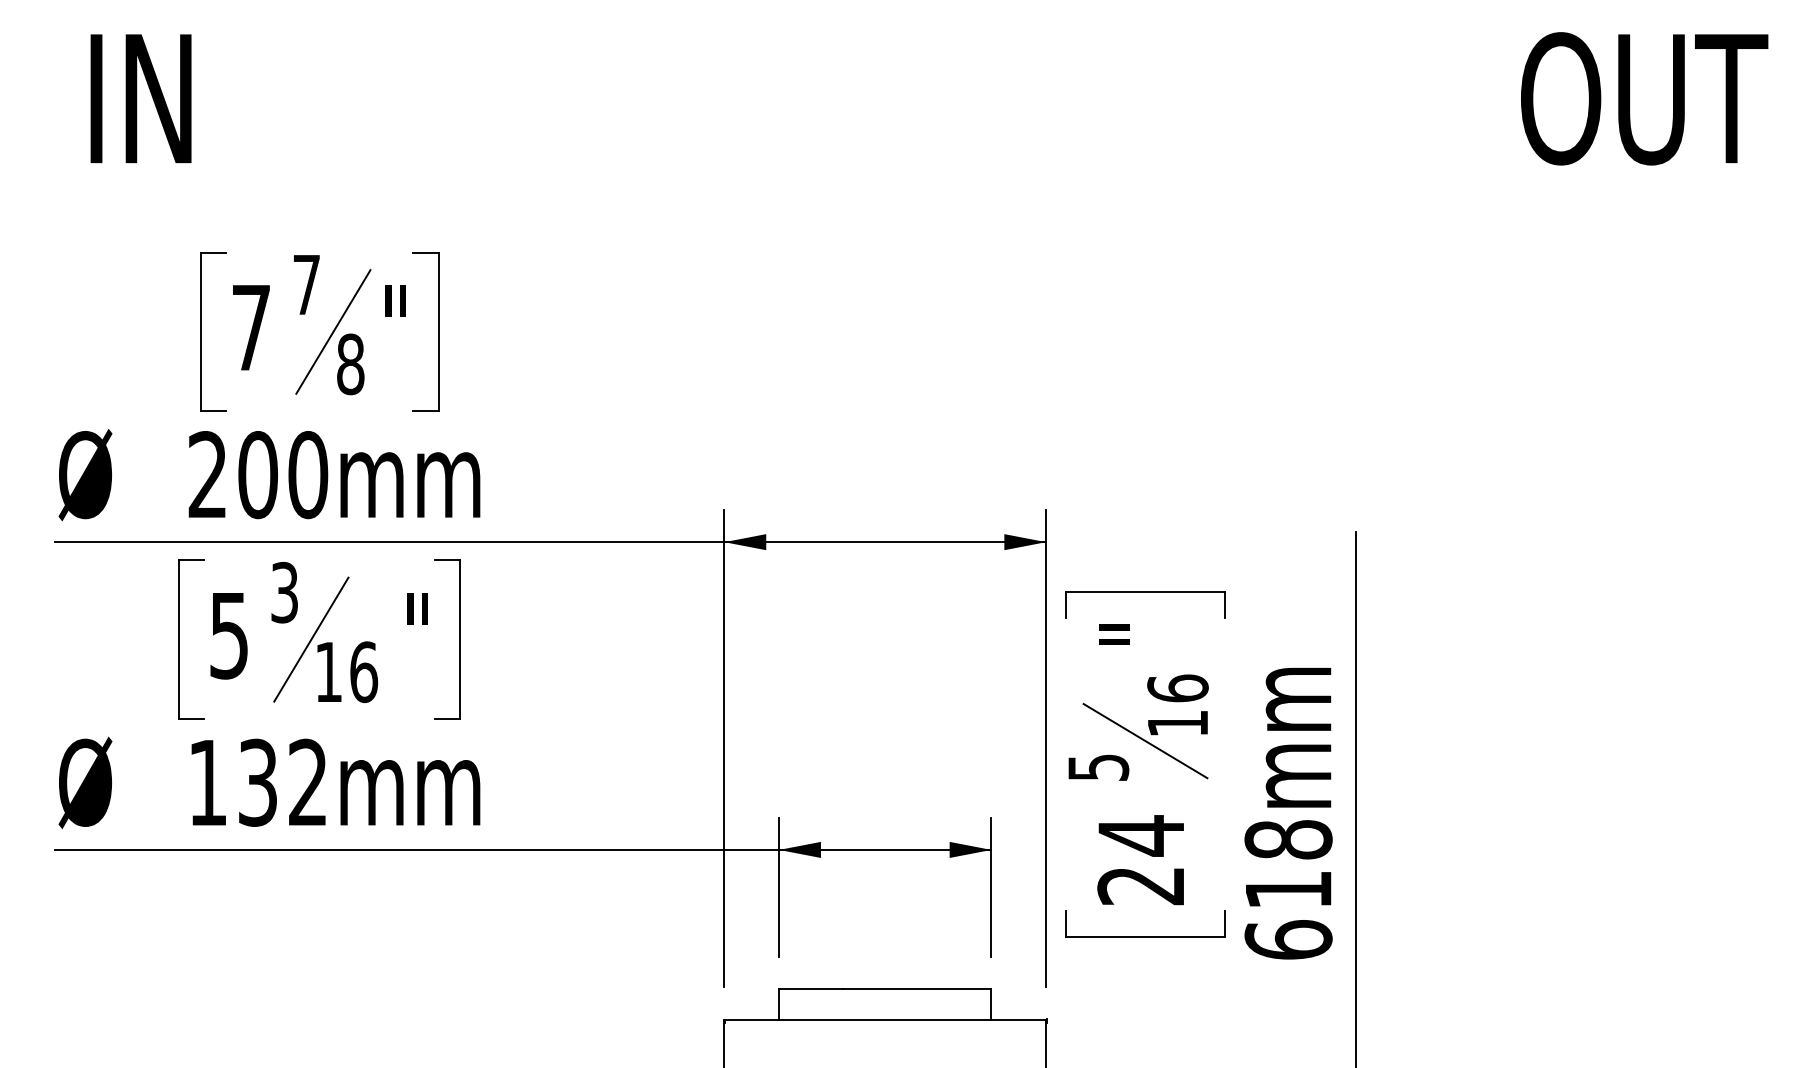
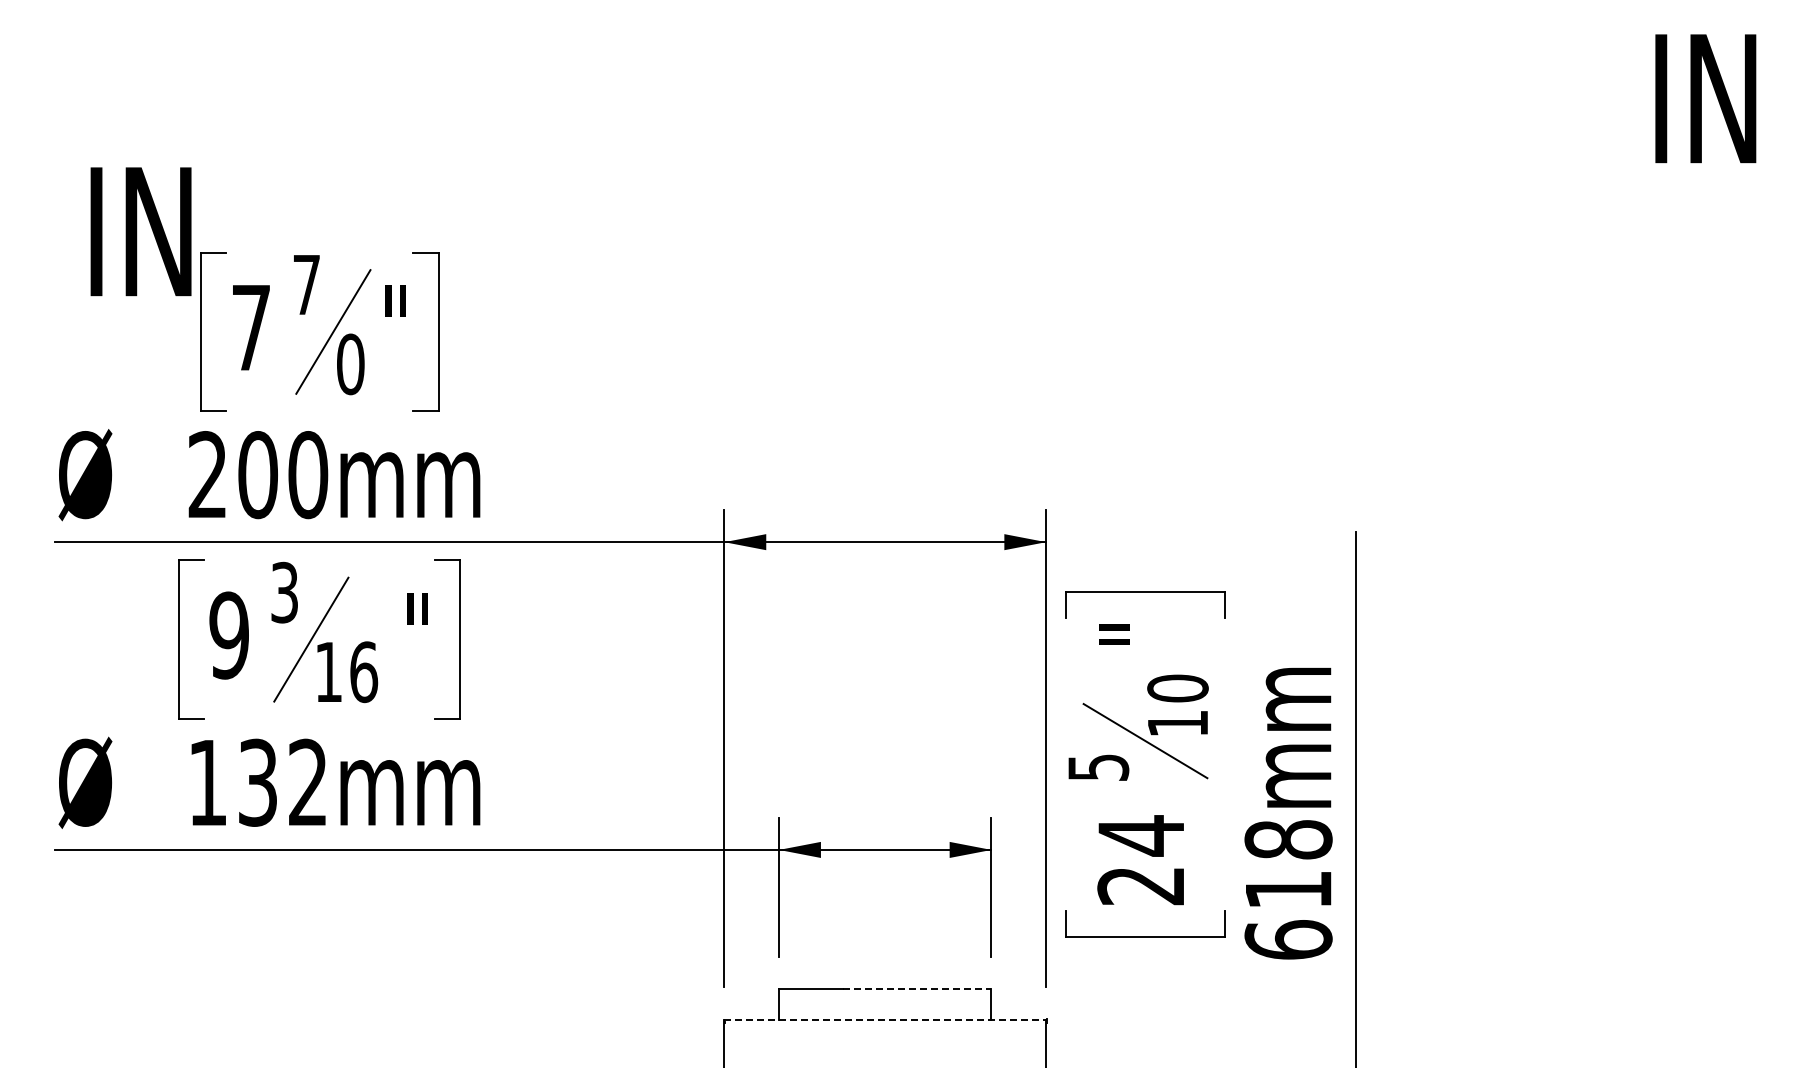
text position: (140, 98) -> (140, 231) (140, 231)
text: OUT -> IN (1644, 98)
text: 8 -> 0 (350, 363)
text: 5 -> 9 (228, 635)
text: 16 -> 10 (1177, 688)
line: solid -> dashed (917, 989)
line: solid -> dashed (885, 1019)
